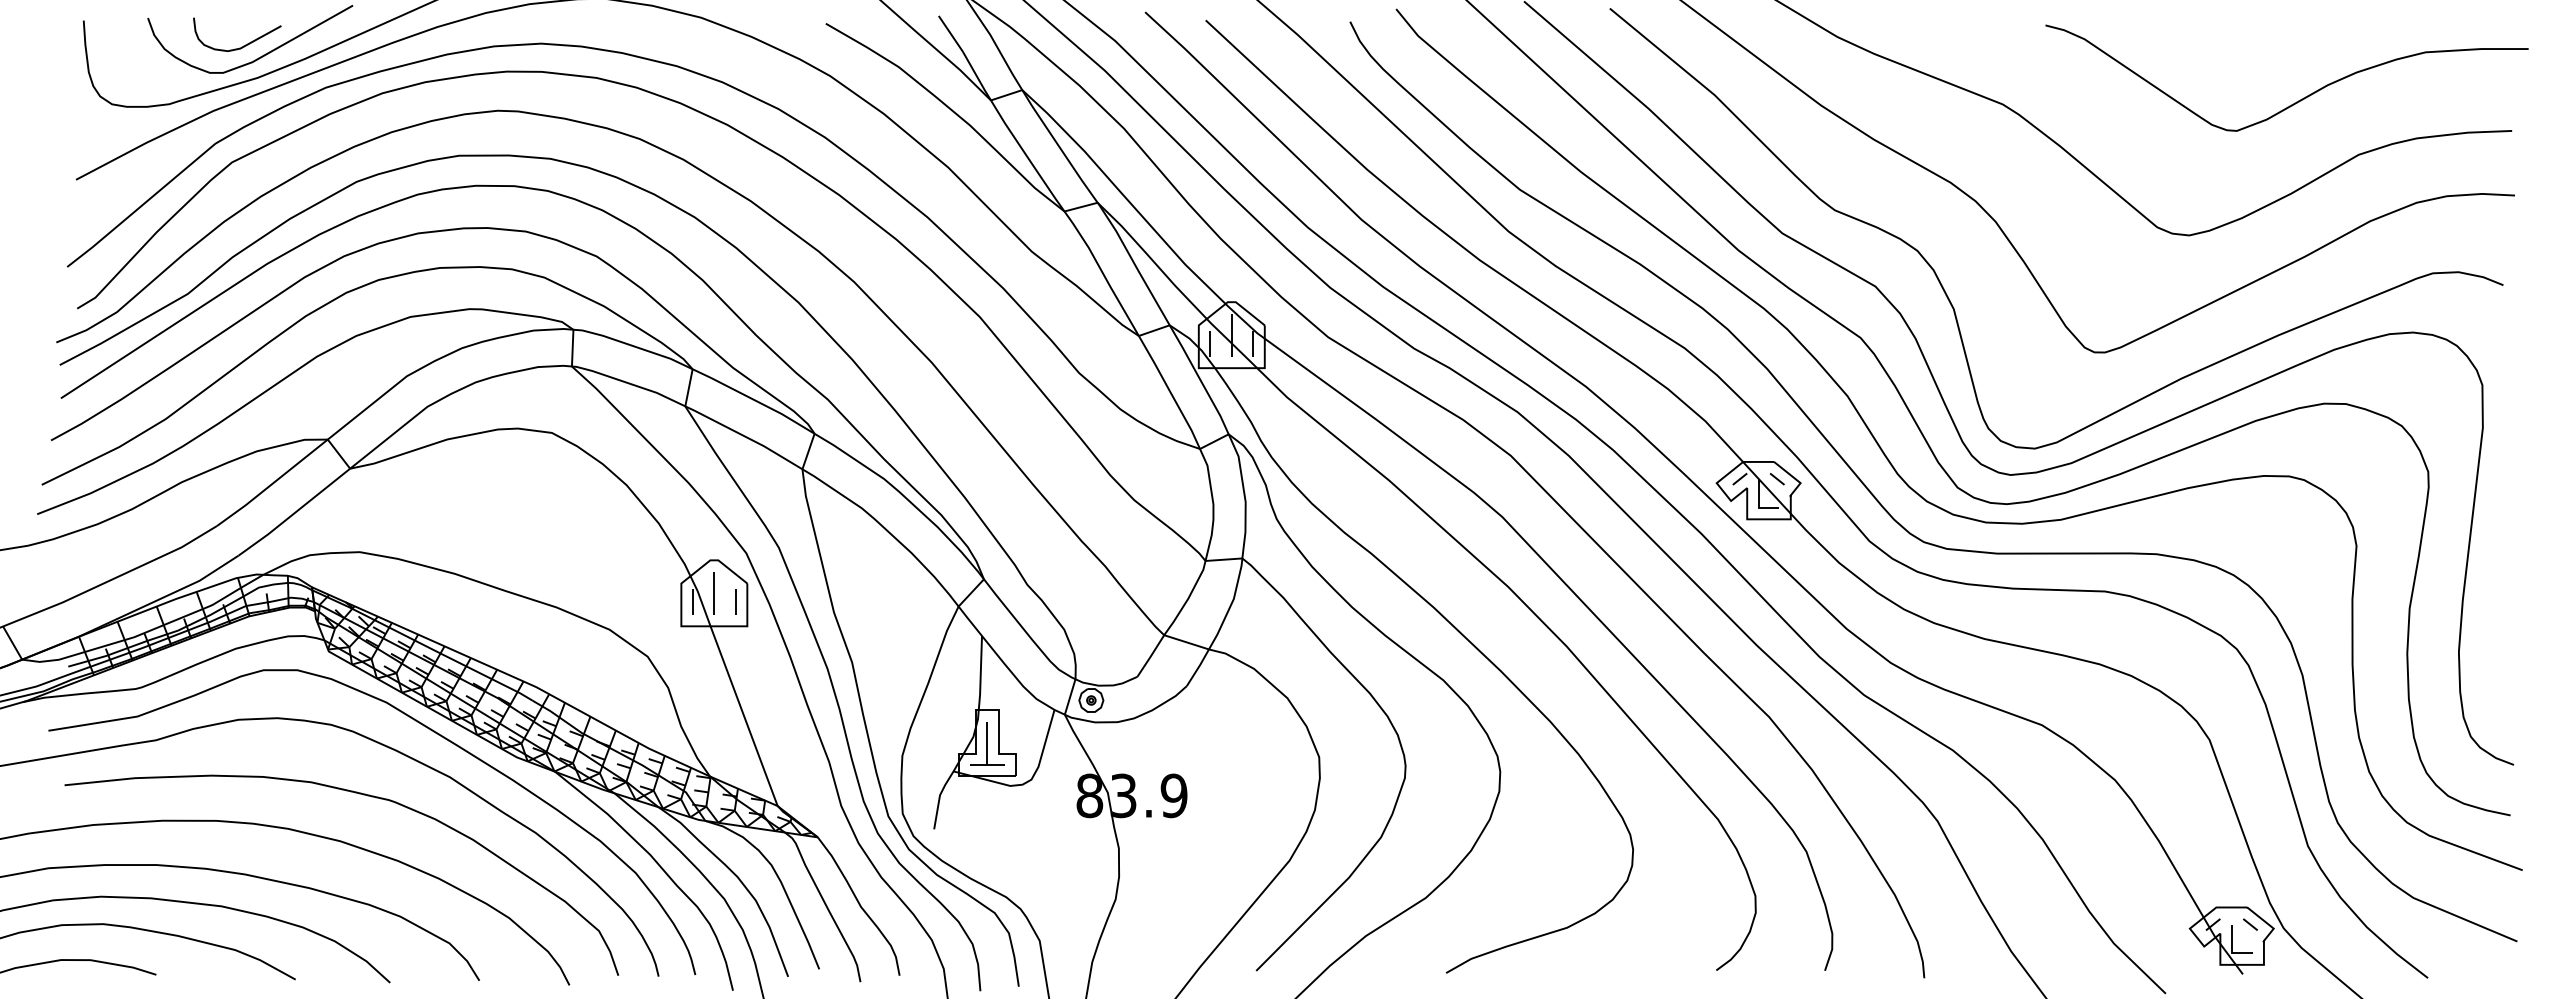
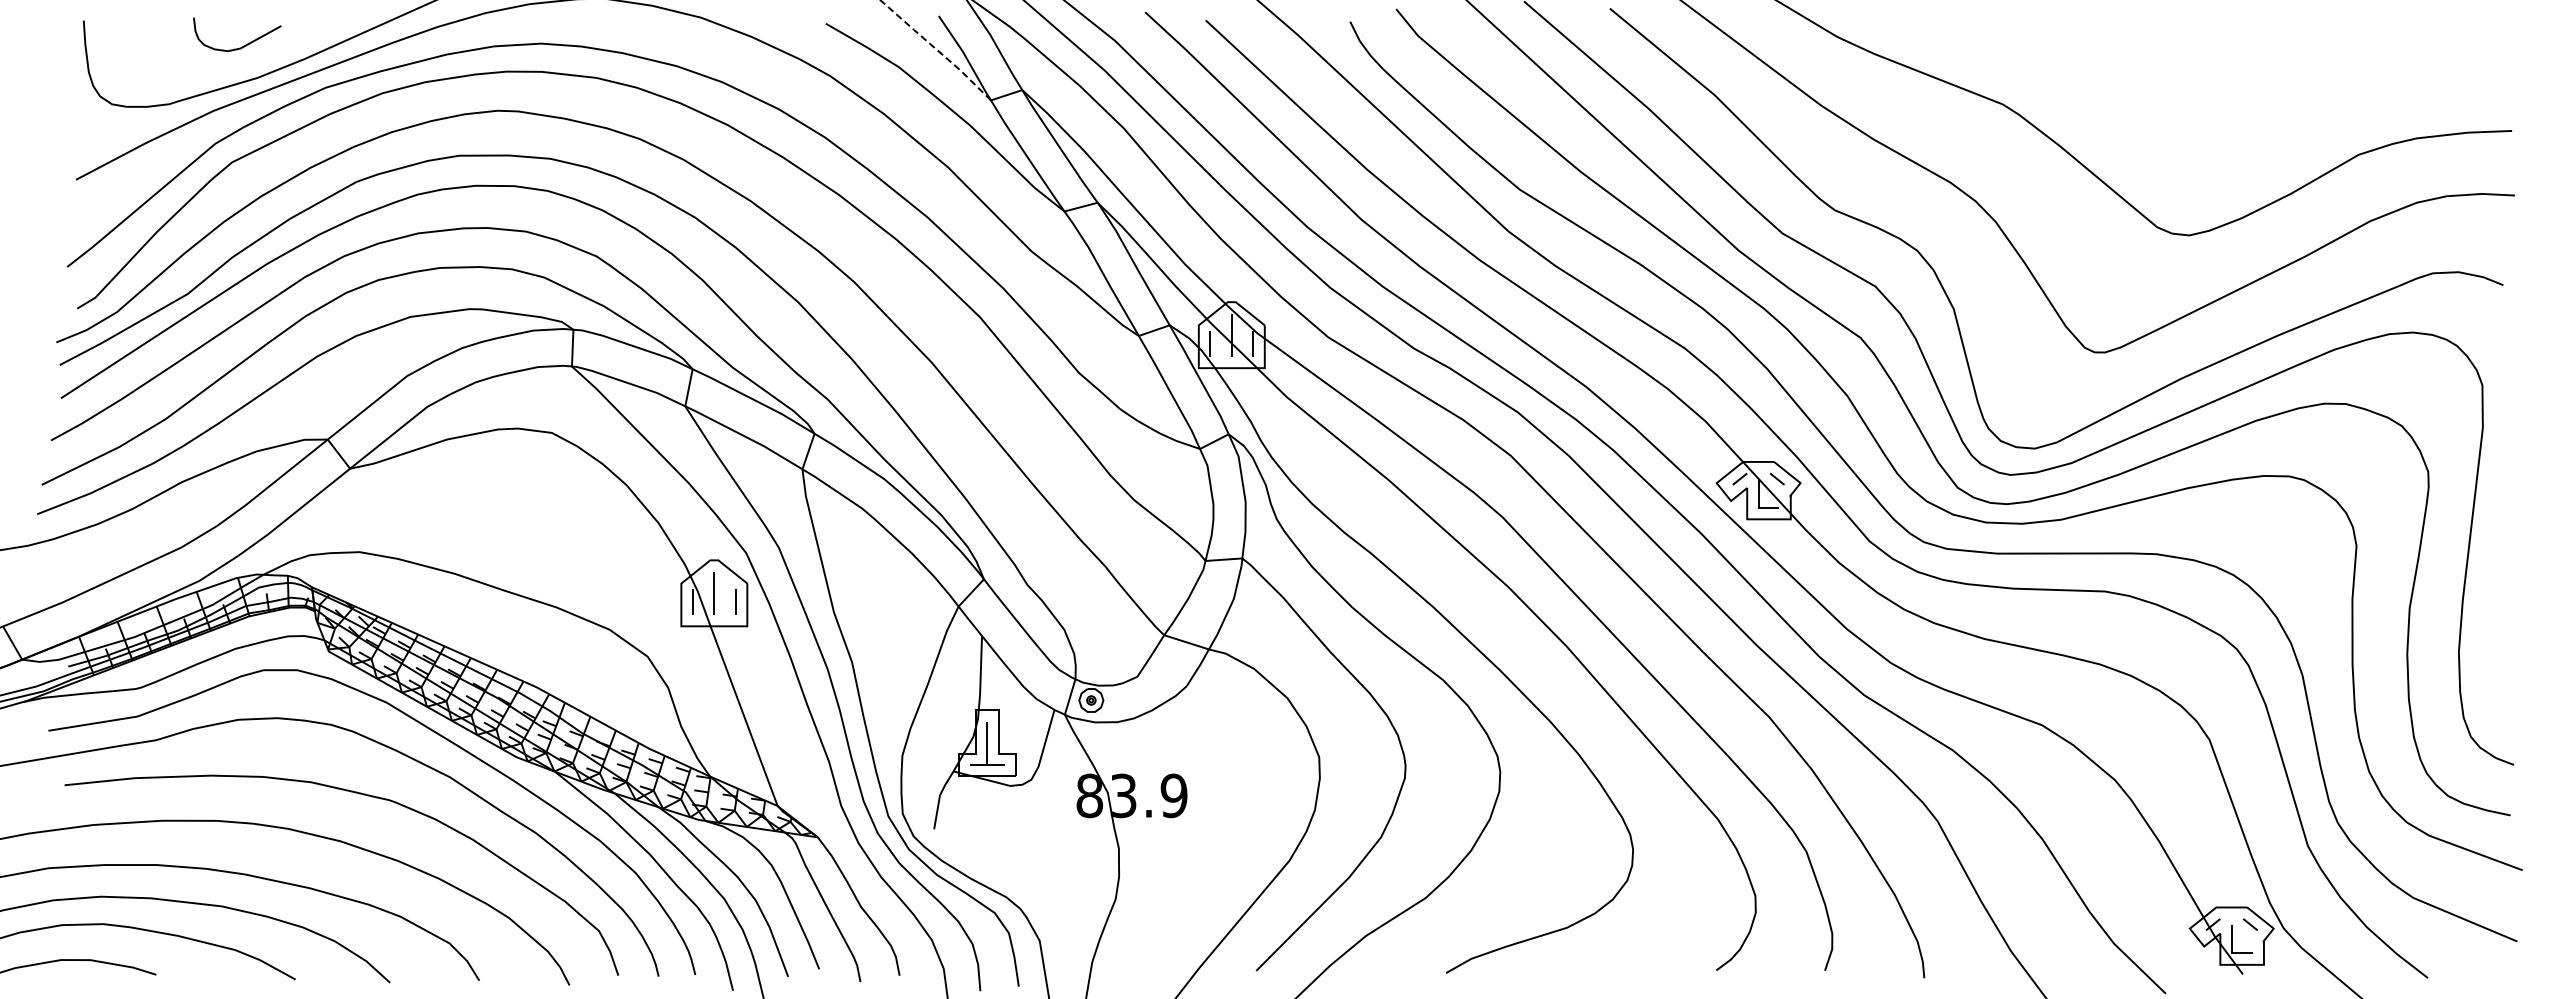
line: solid -> dashed (936, 49)
curve: present -> none (258, 57)
curve: present -> none (2298, 100)
